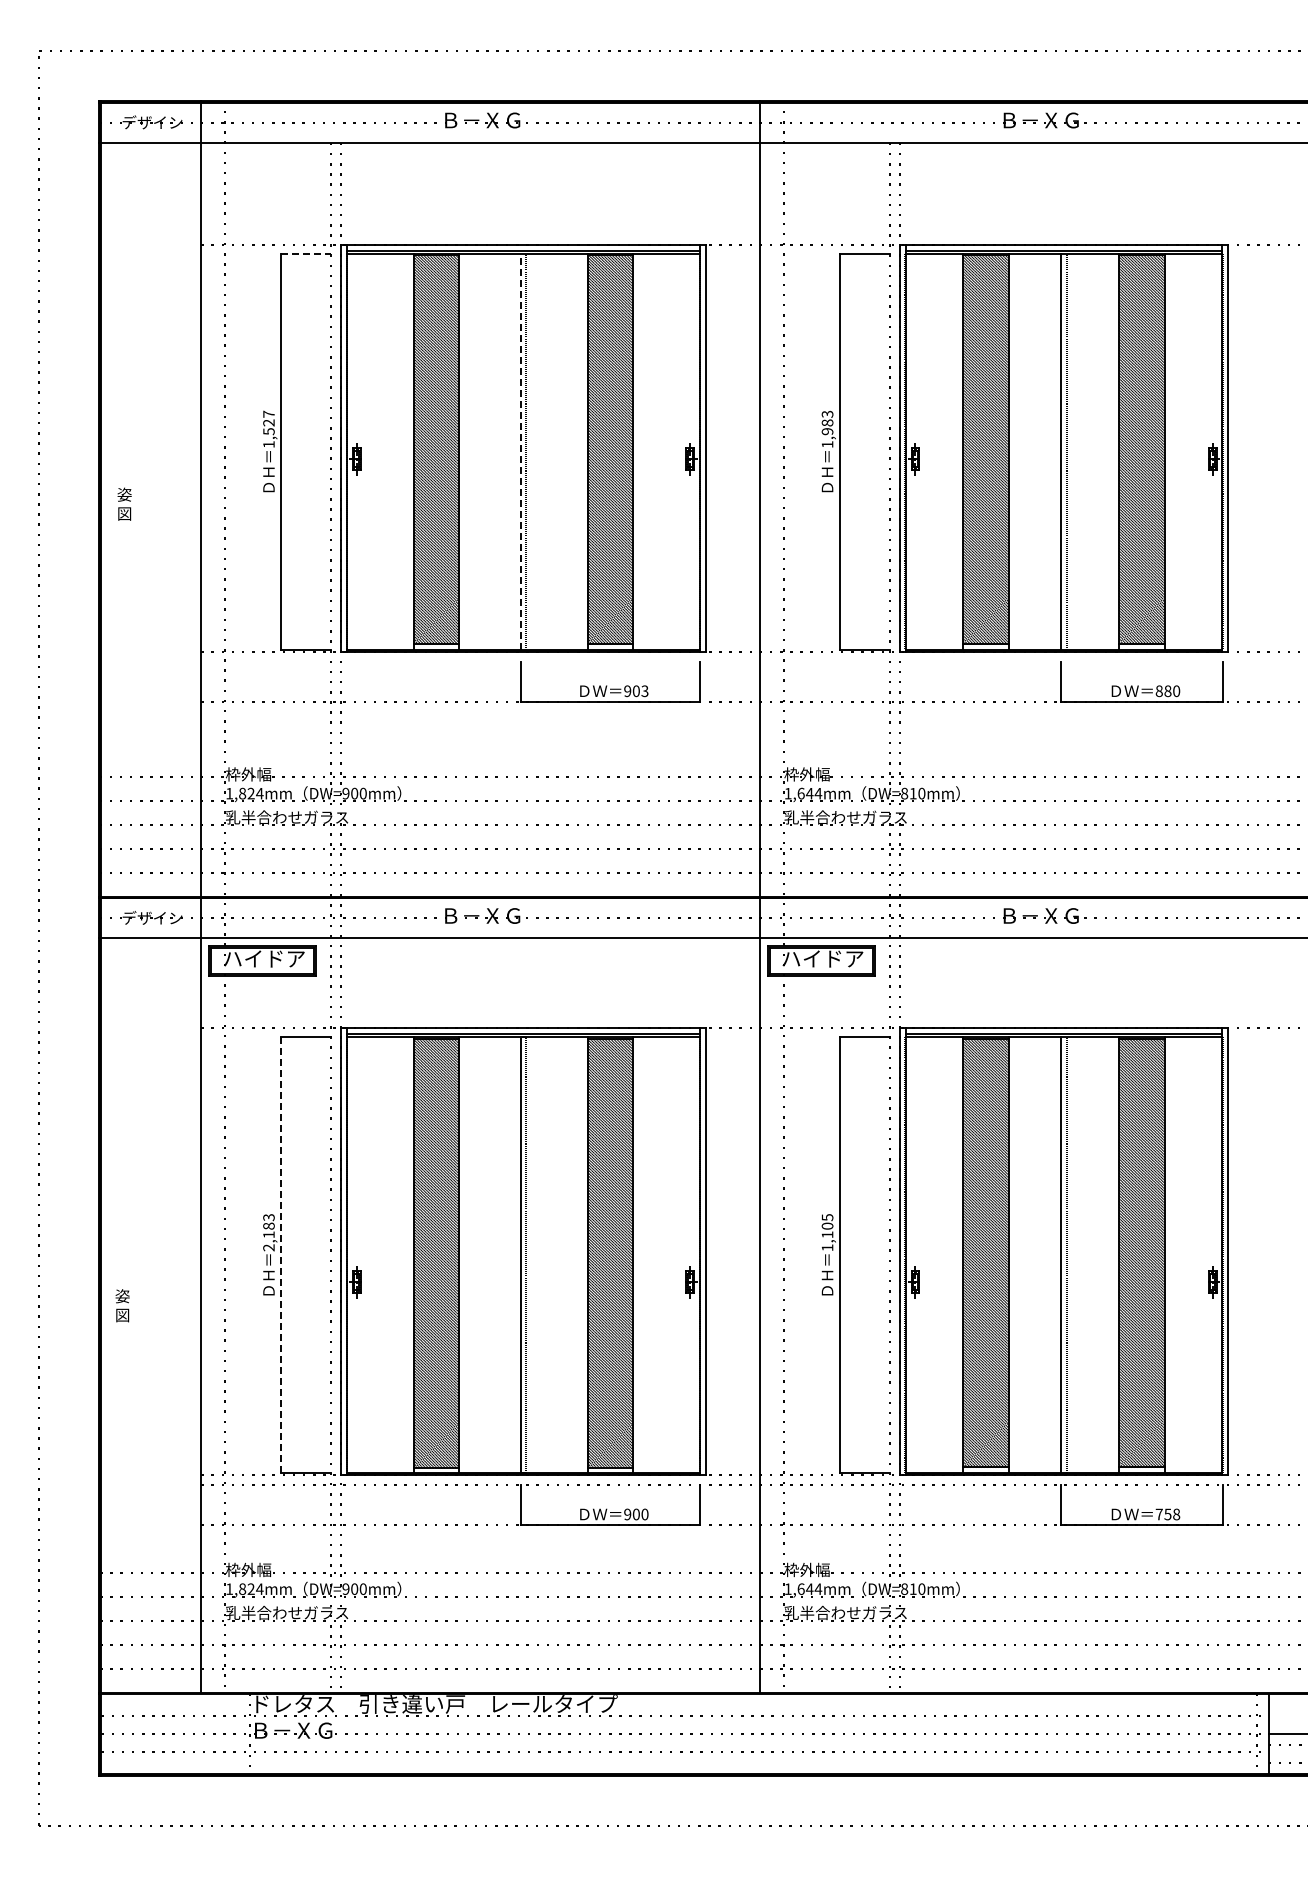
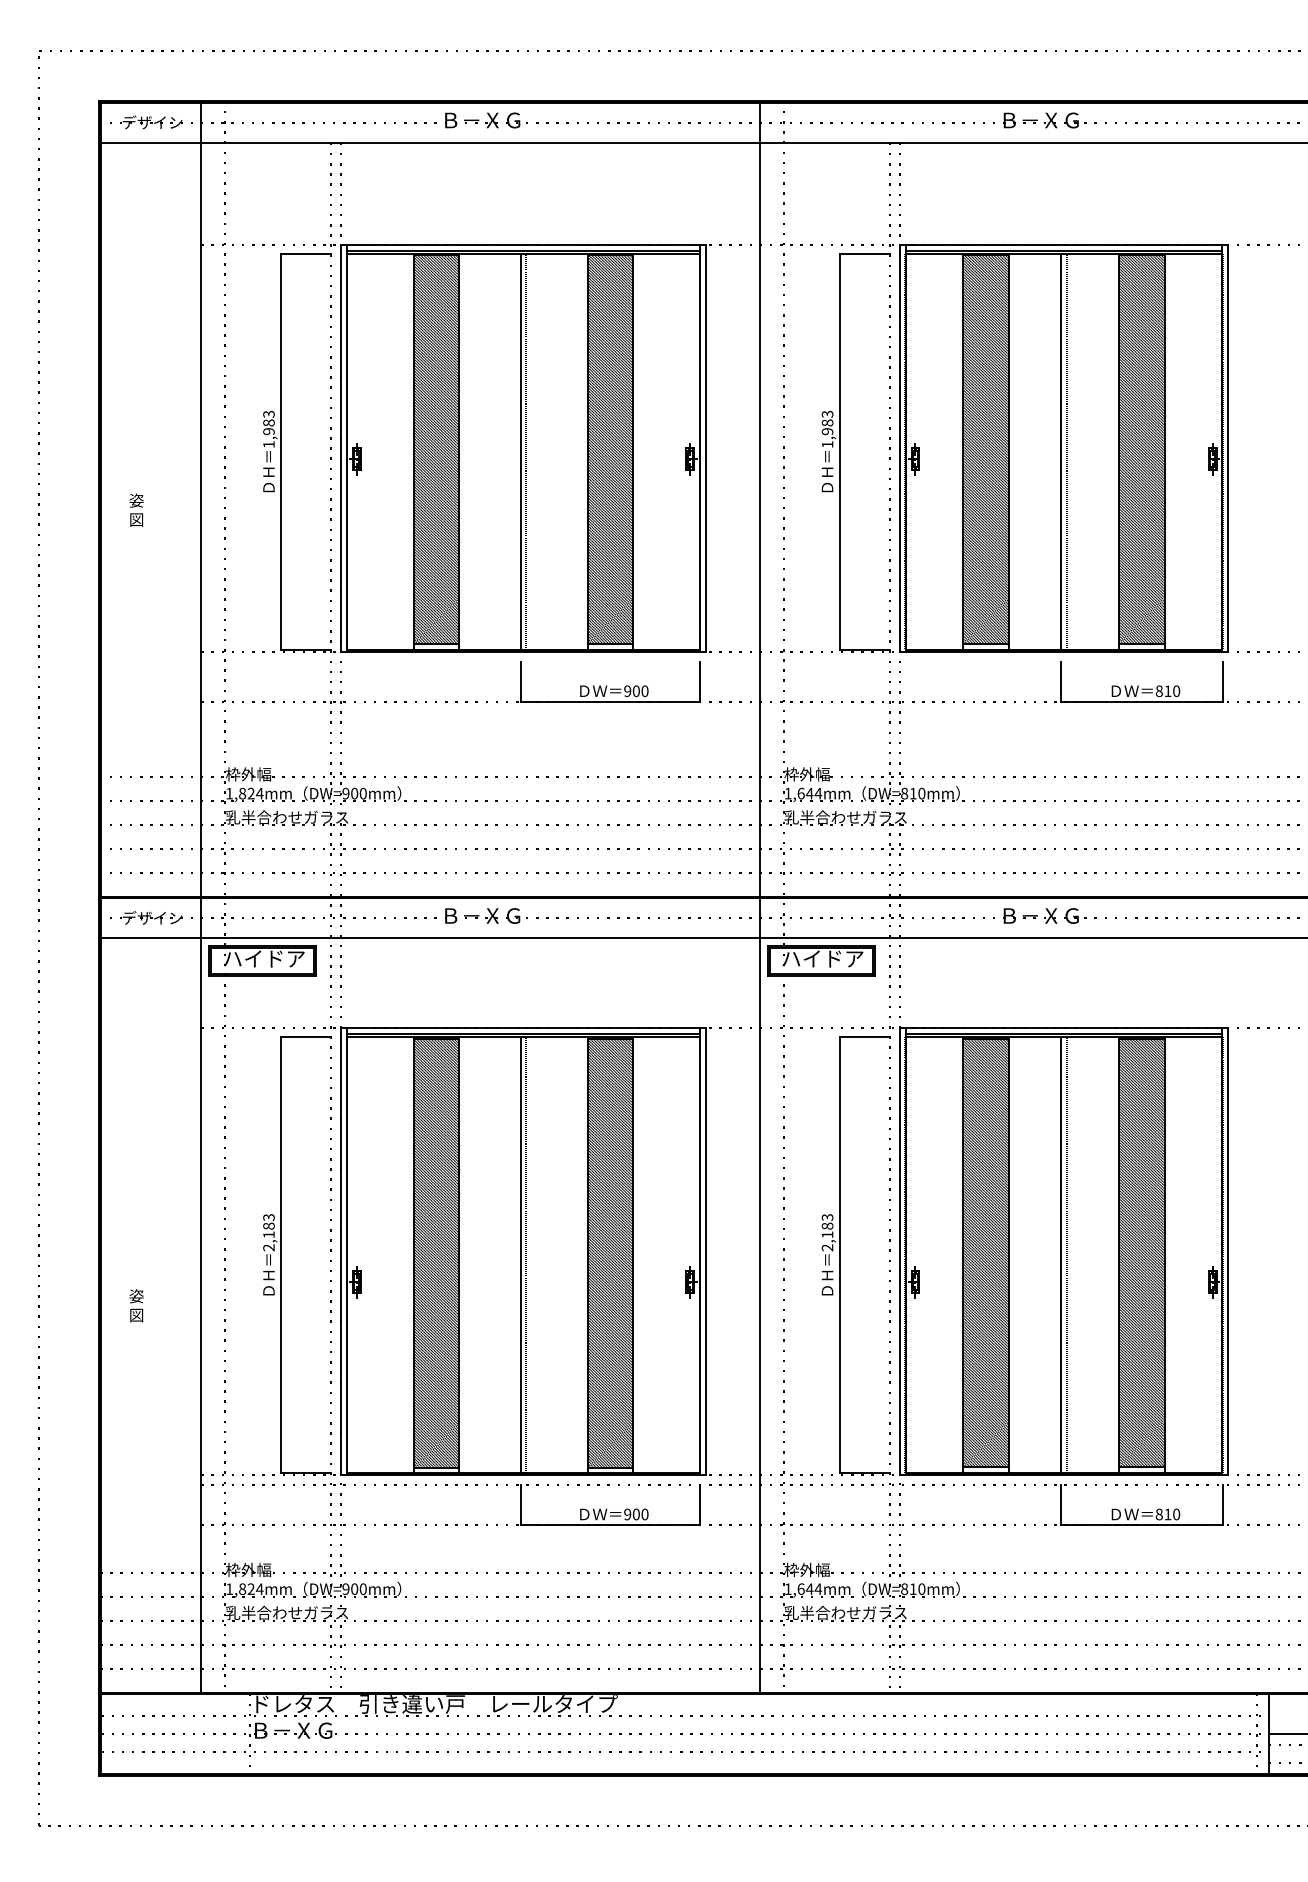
line: dashed -> solid (306, 253)
text: 1,527 -> 1,983 (268, 422)
line: dashed -> solid (520, 451)
text position: (124, 503) -> (136, 509) (136, 509)
text: 903 -> 900 (644, 690)
text: 880 -> 810 (1167, 691)
text: 1,105 -> 2,183 (827, 1232)
line: dashed -> solid (281, 1255)
text position: (122, 1305) -> (136, 1305) (136, 1305)
text: 758 -> 810 (1167, 1514)
